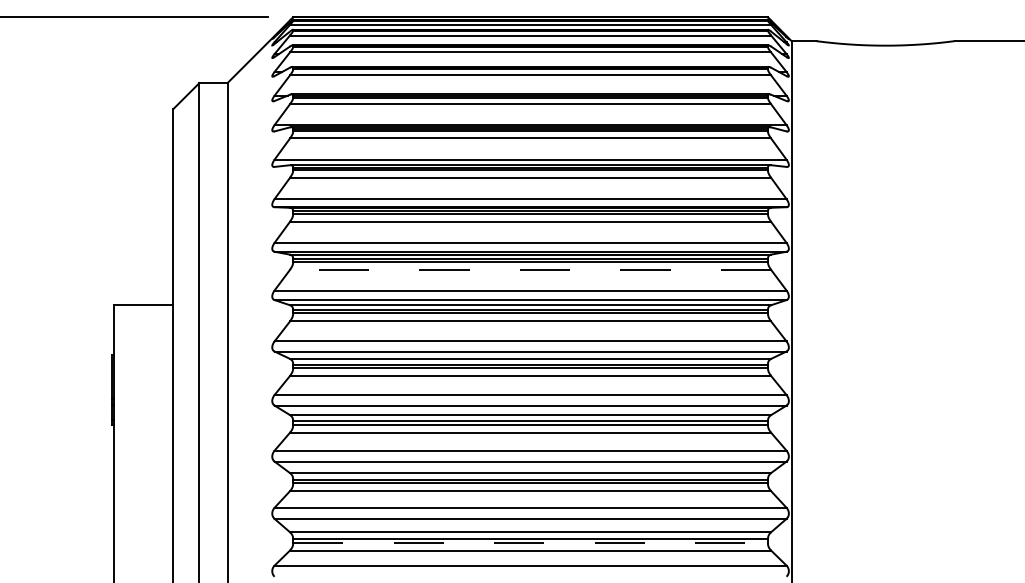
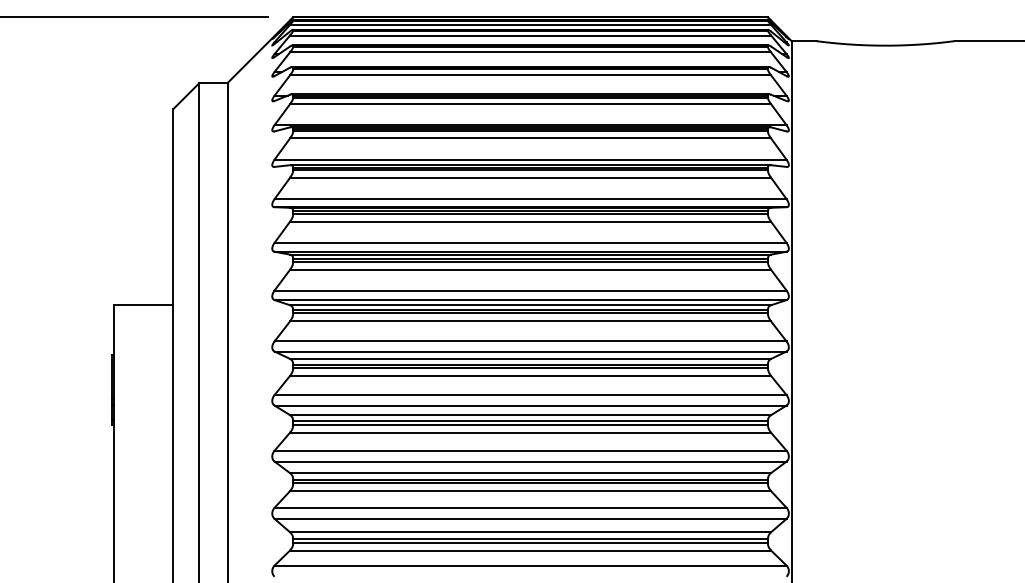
line: dashed -> solid (530, 269)
line: dashed -> solid (531, 543)
